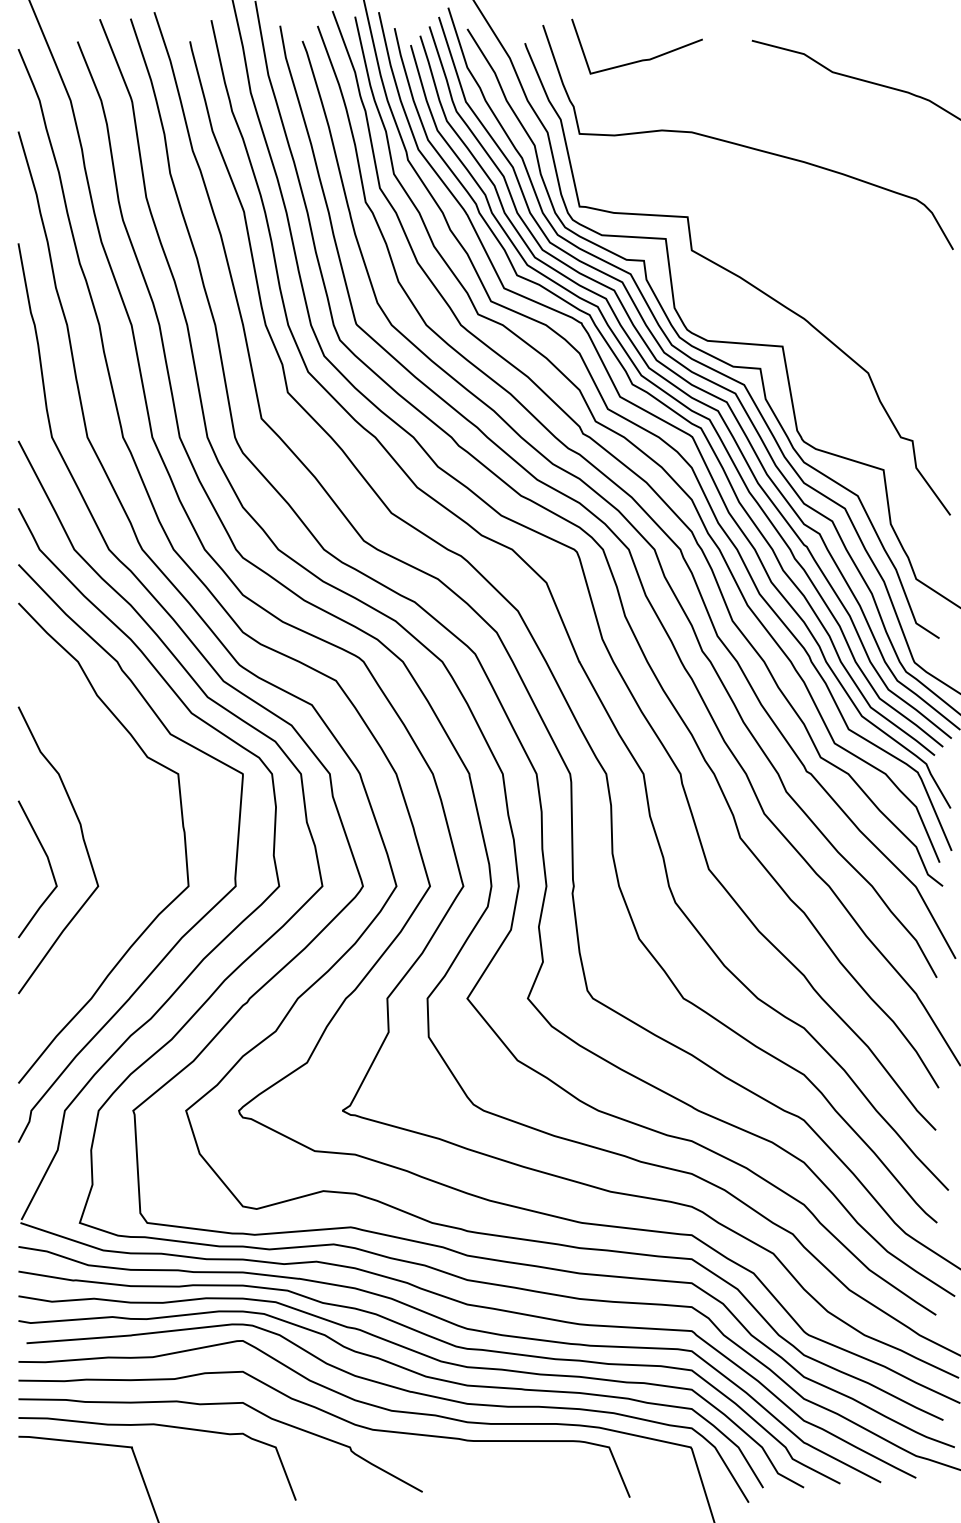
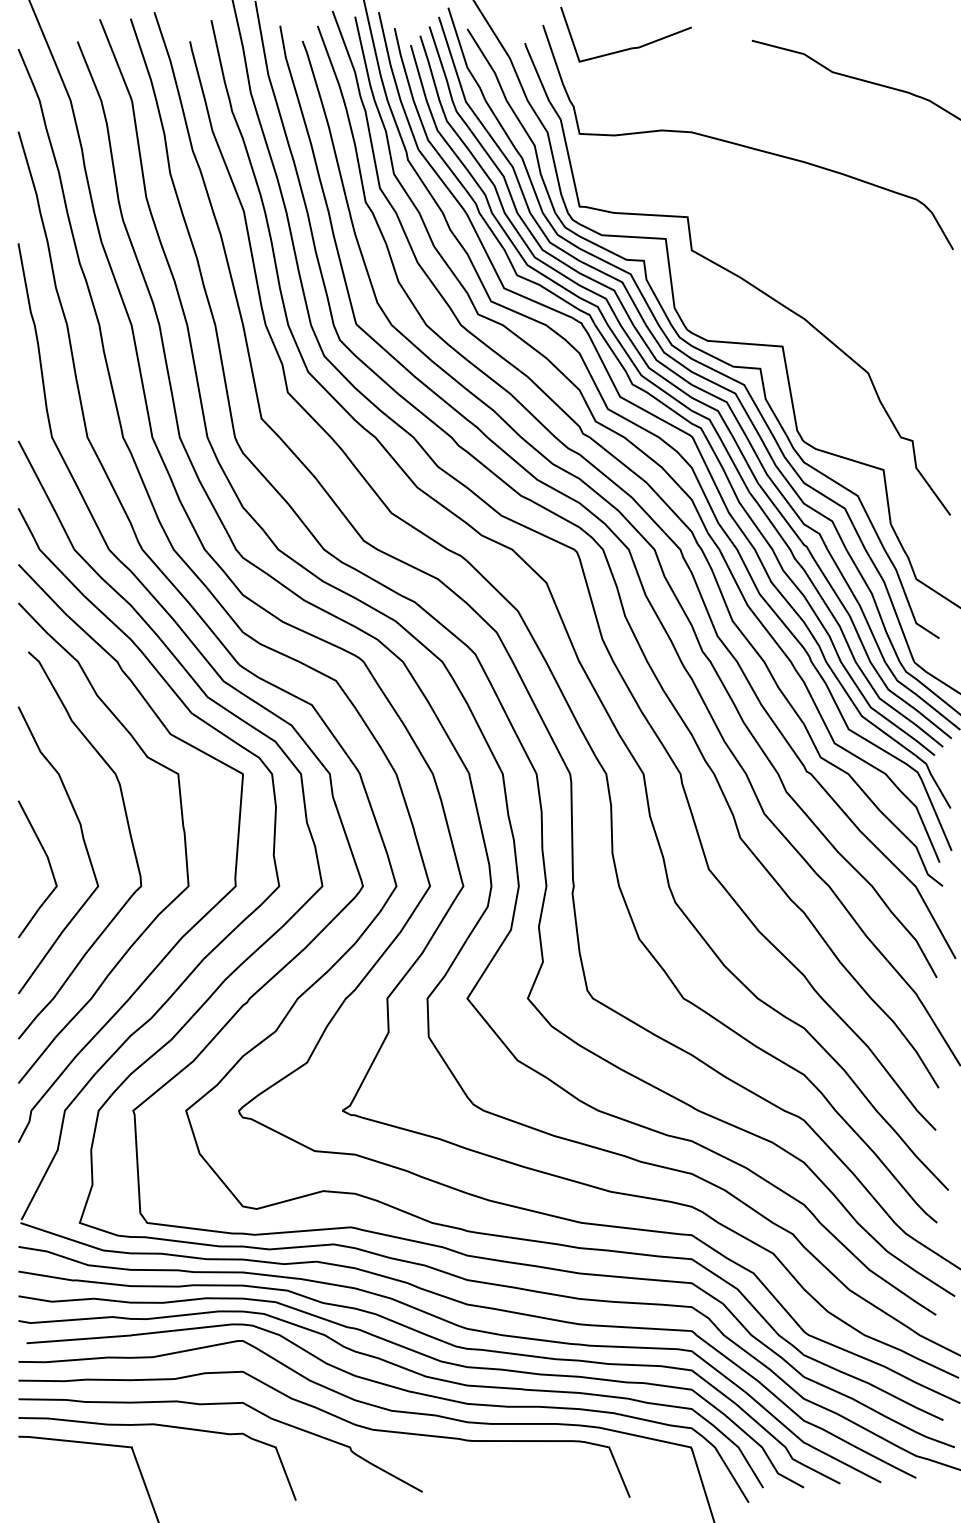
line position: (641, 59) -> (630, 47) (630, 47)
curve: none -> present (129, 835)
